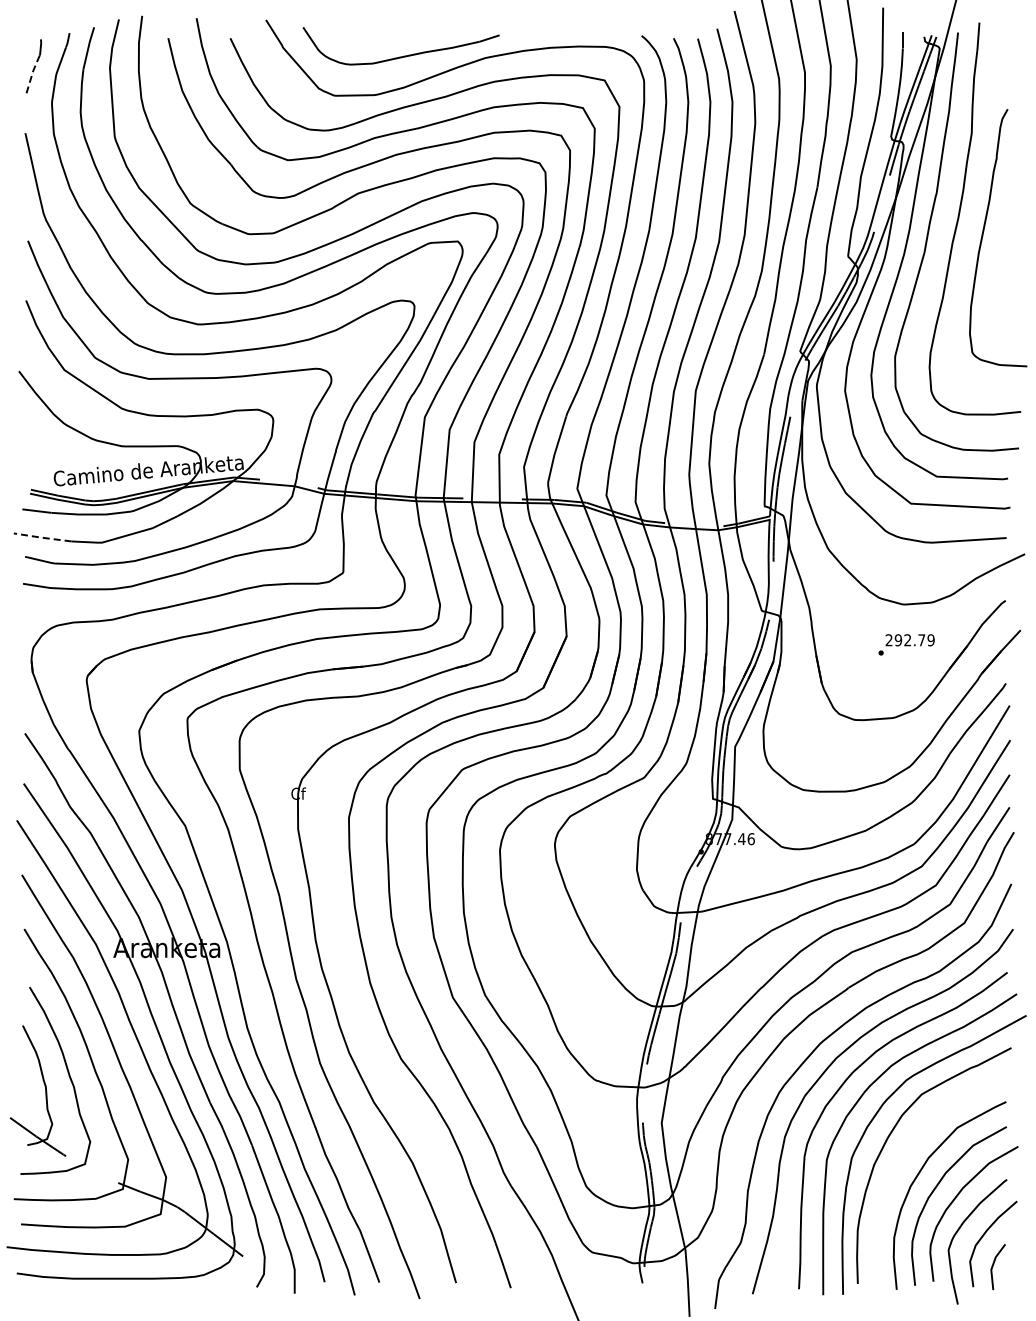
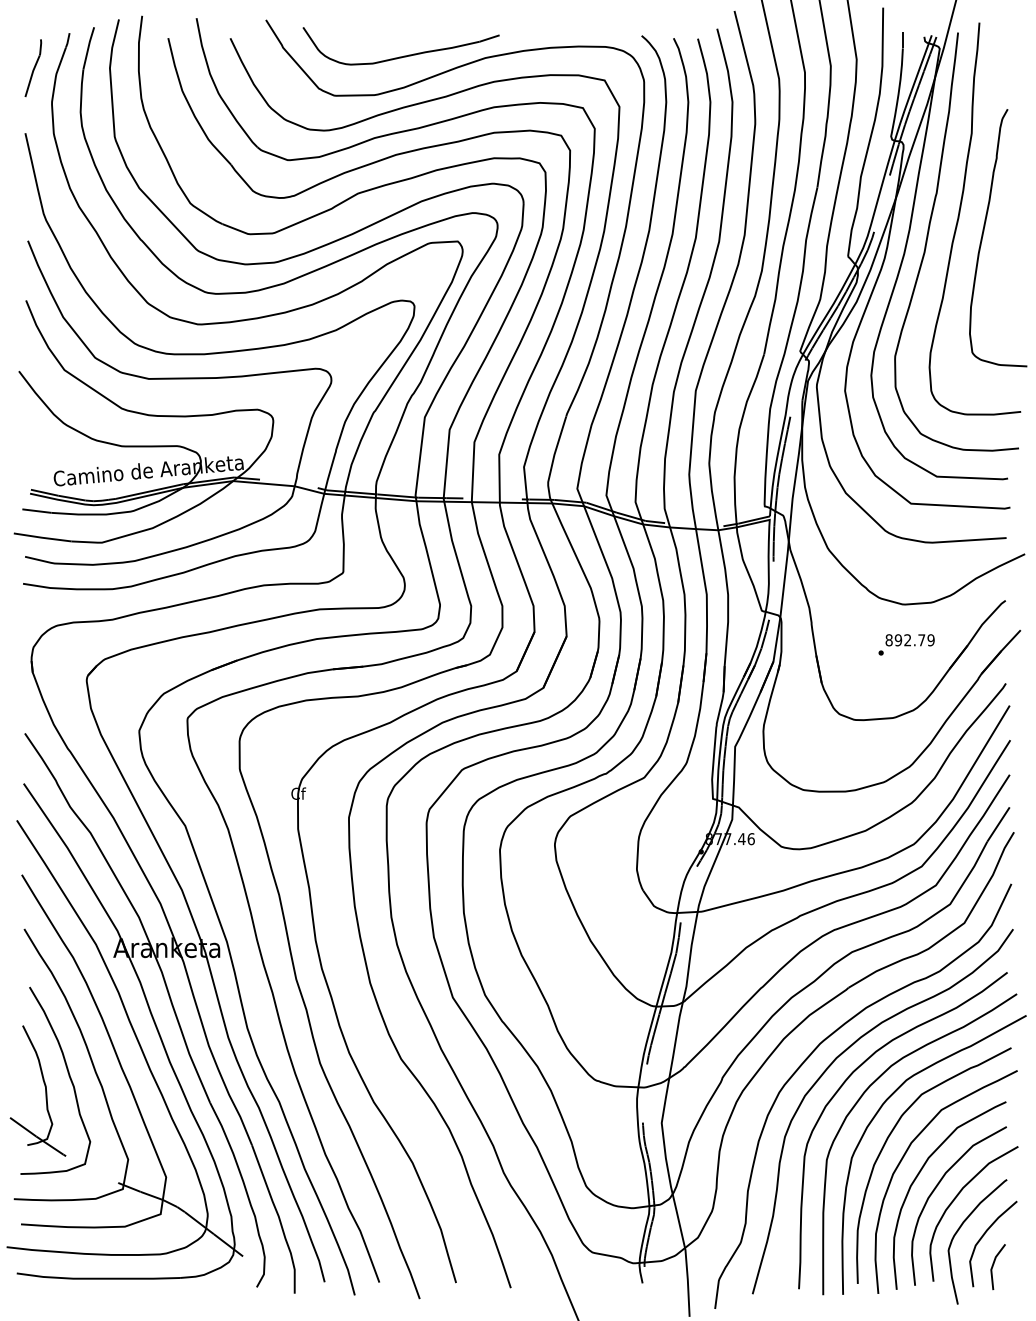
line: dashed -> solid (31, 75)
line: dashed -> solid (41, 537)
text: 292.79 -> 892.79 (888, 640)
curve: none -> present (905, 1155)
